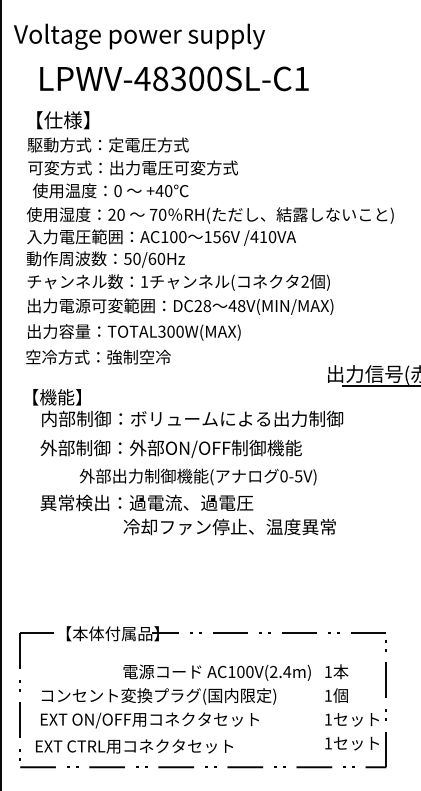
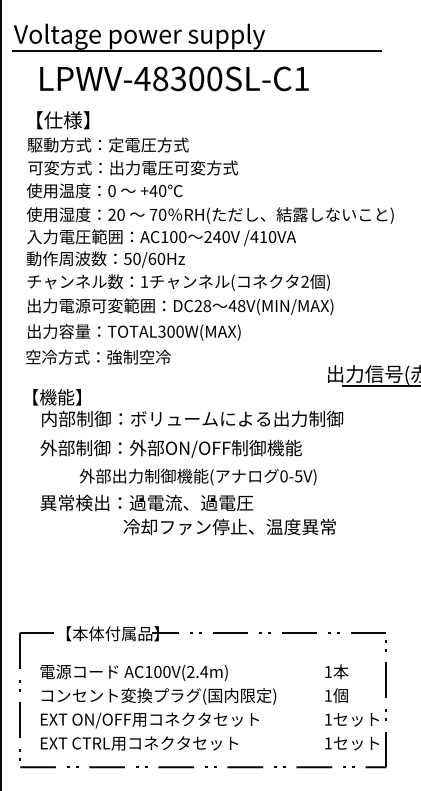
line: none -> present (196, 51)
text position: (110, 190) -> (104, 190) (104, 190)
text: 156V -> 240V (216, 237)
text position: (216, 672) -> (133, 672) (133, 672)
text position: (134, 746) -> (139, 743) (139, 743)
